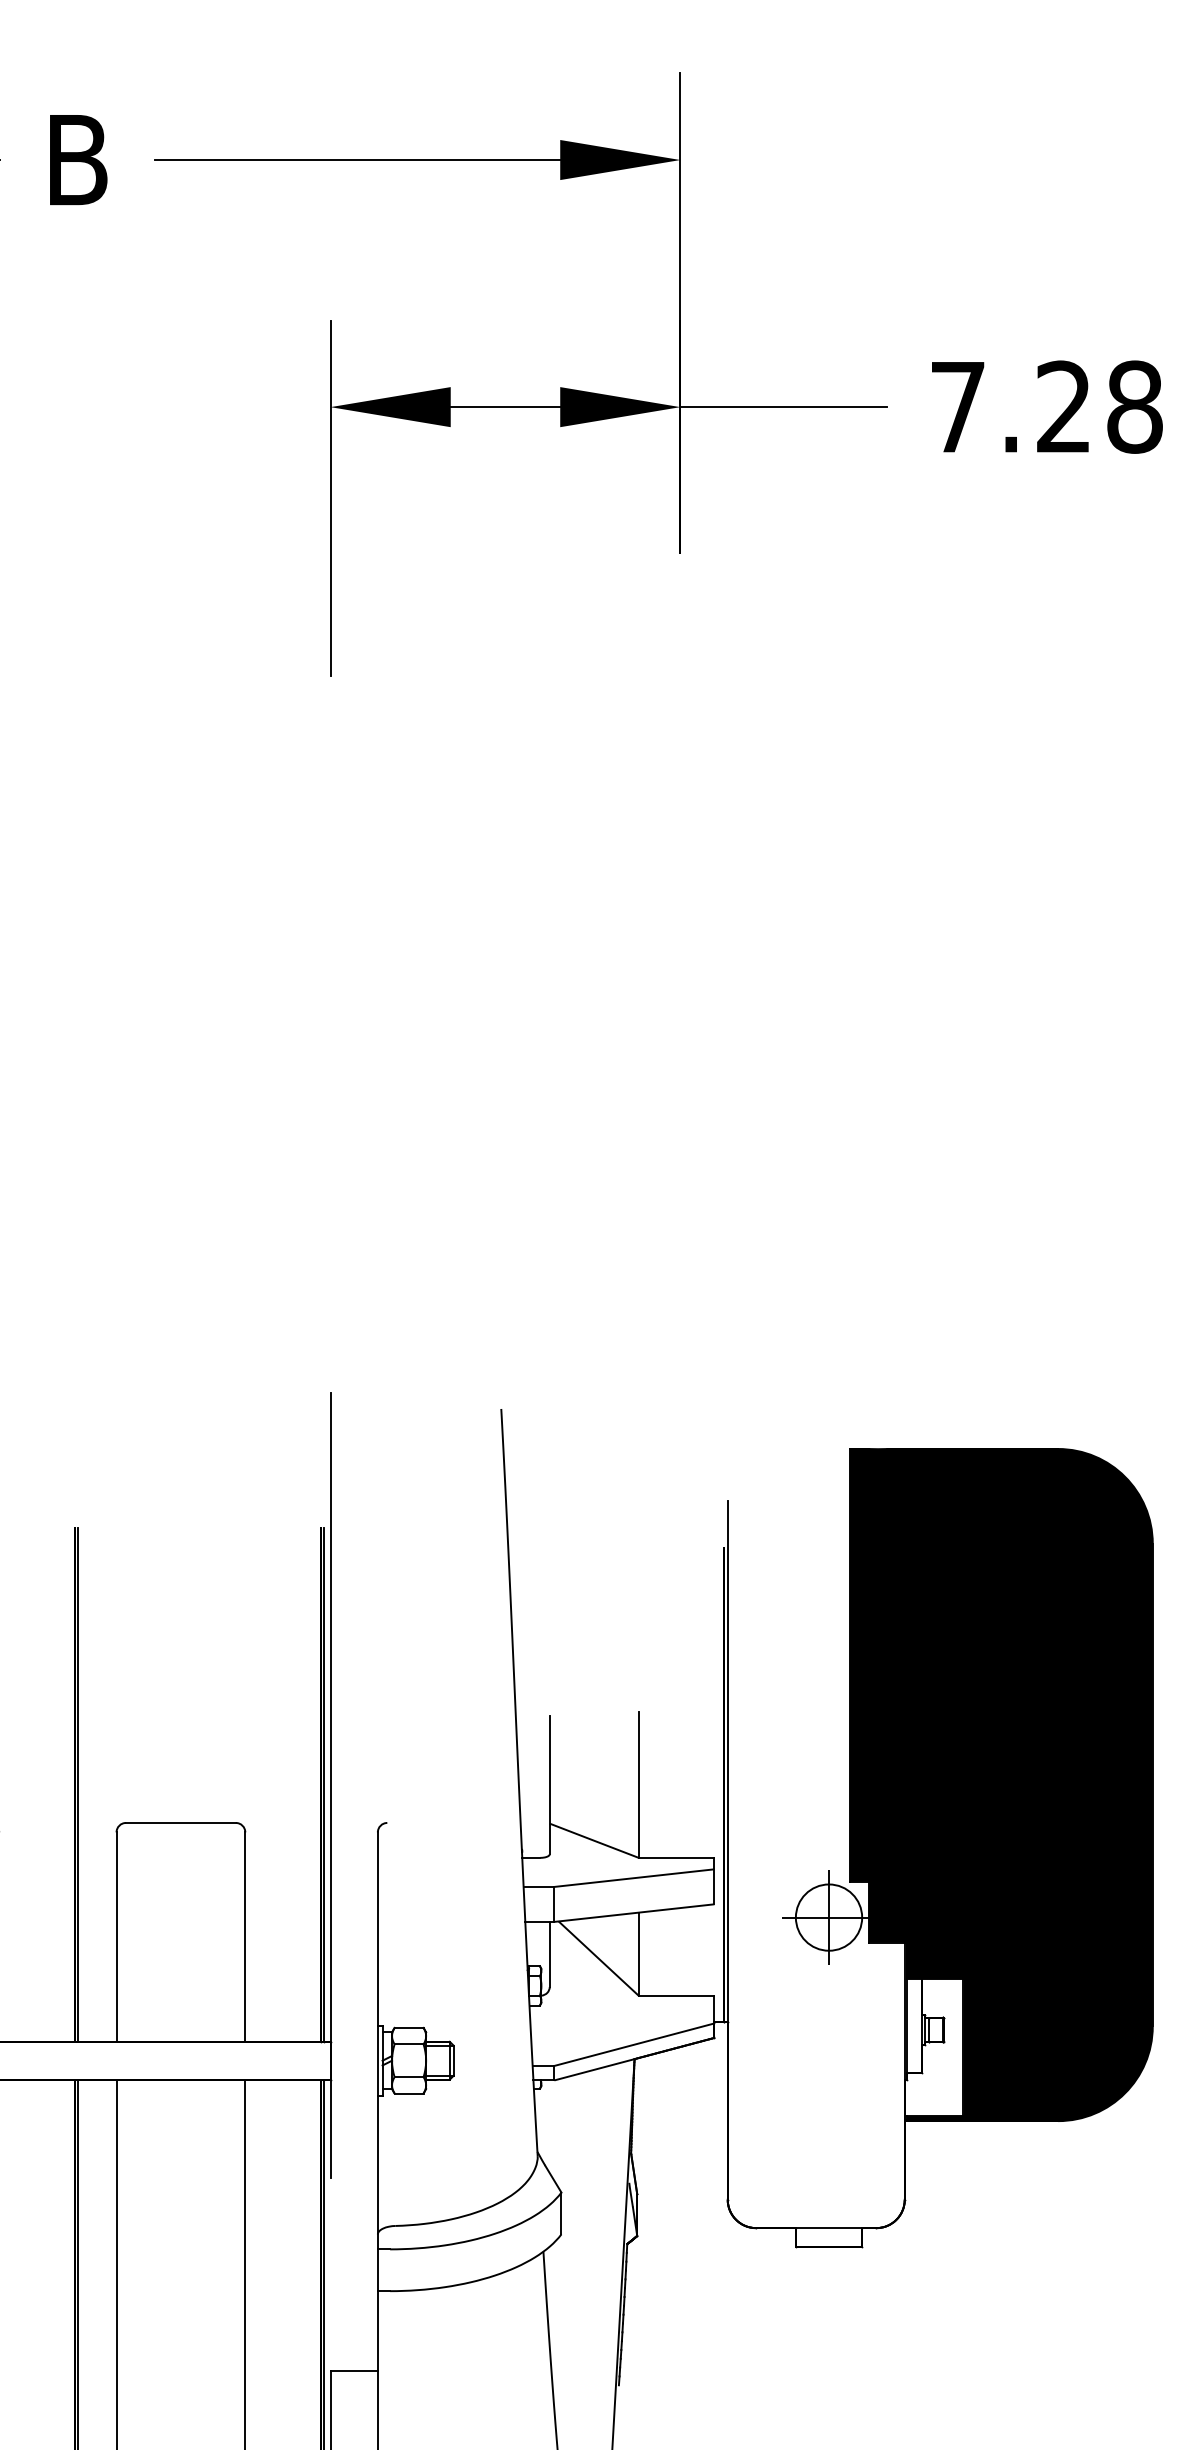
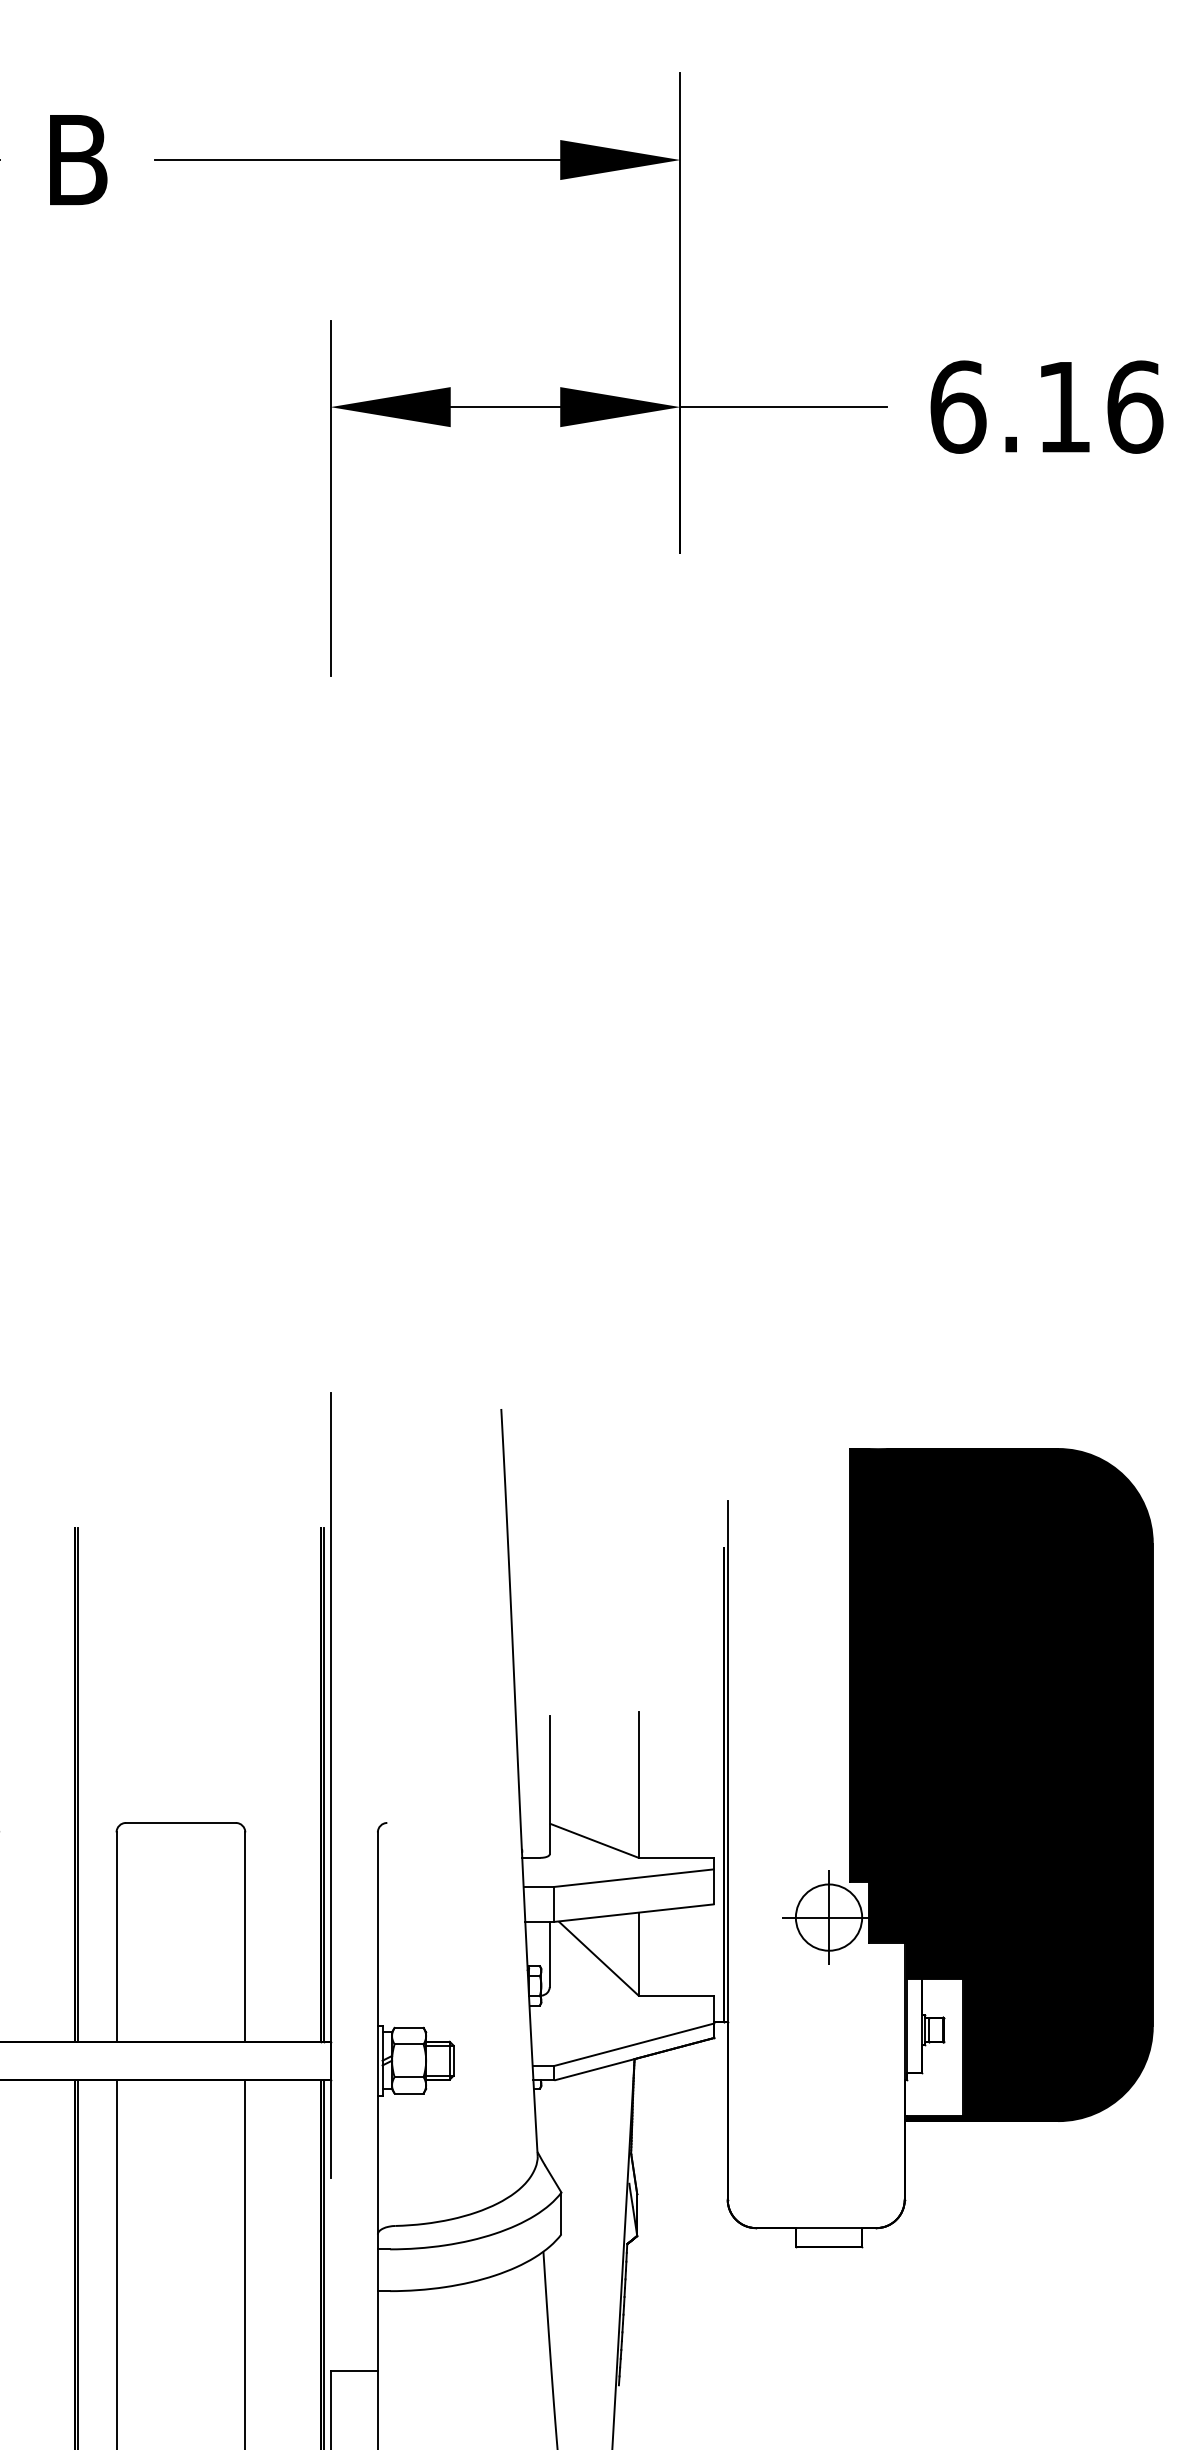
text: 7.28 -> 6.16 (1046, 406)
